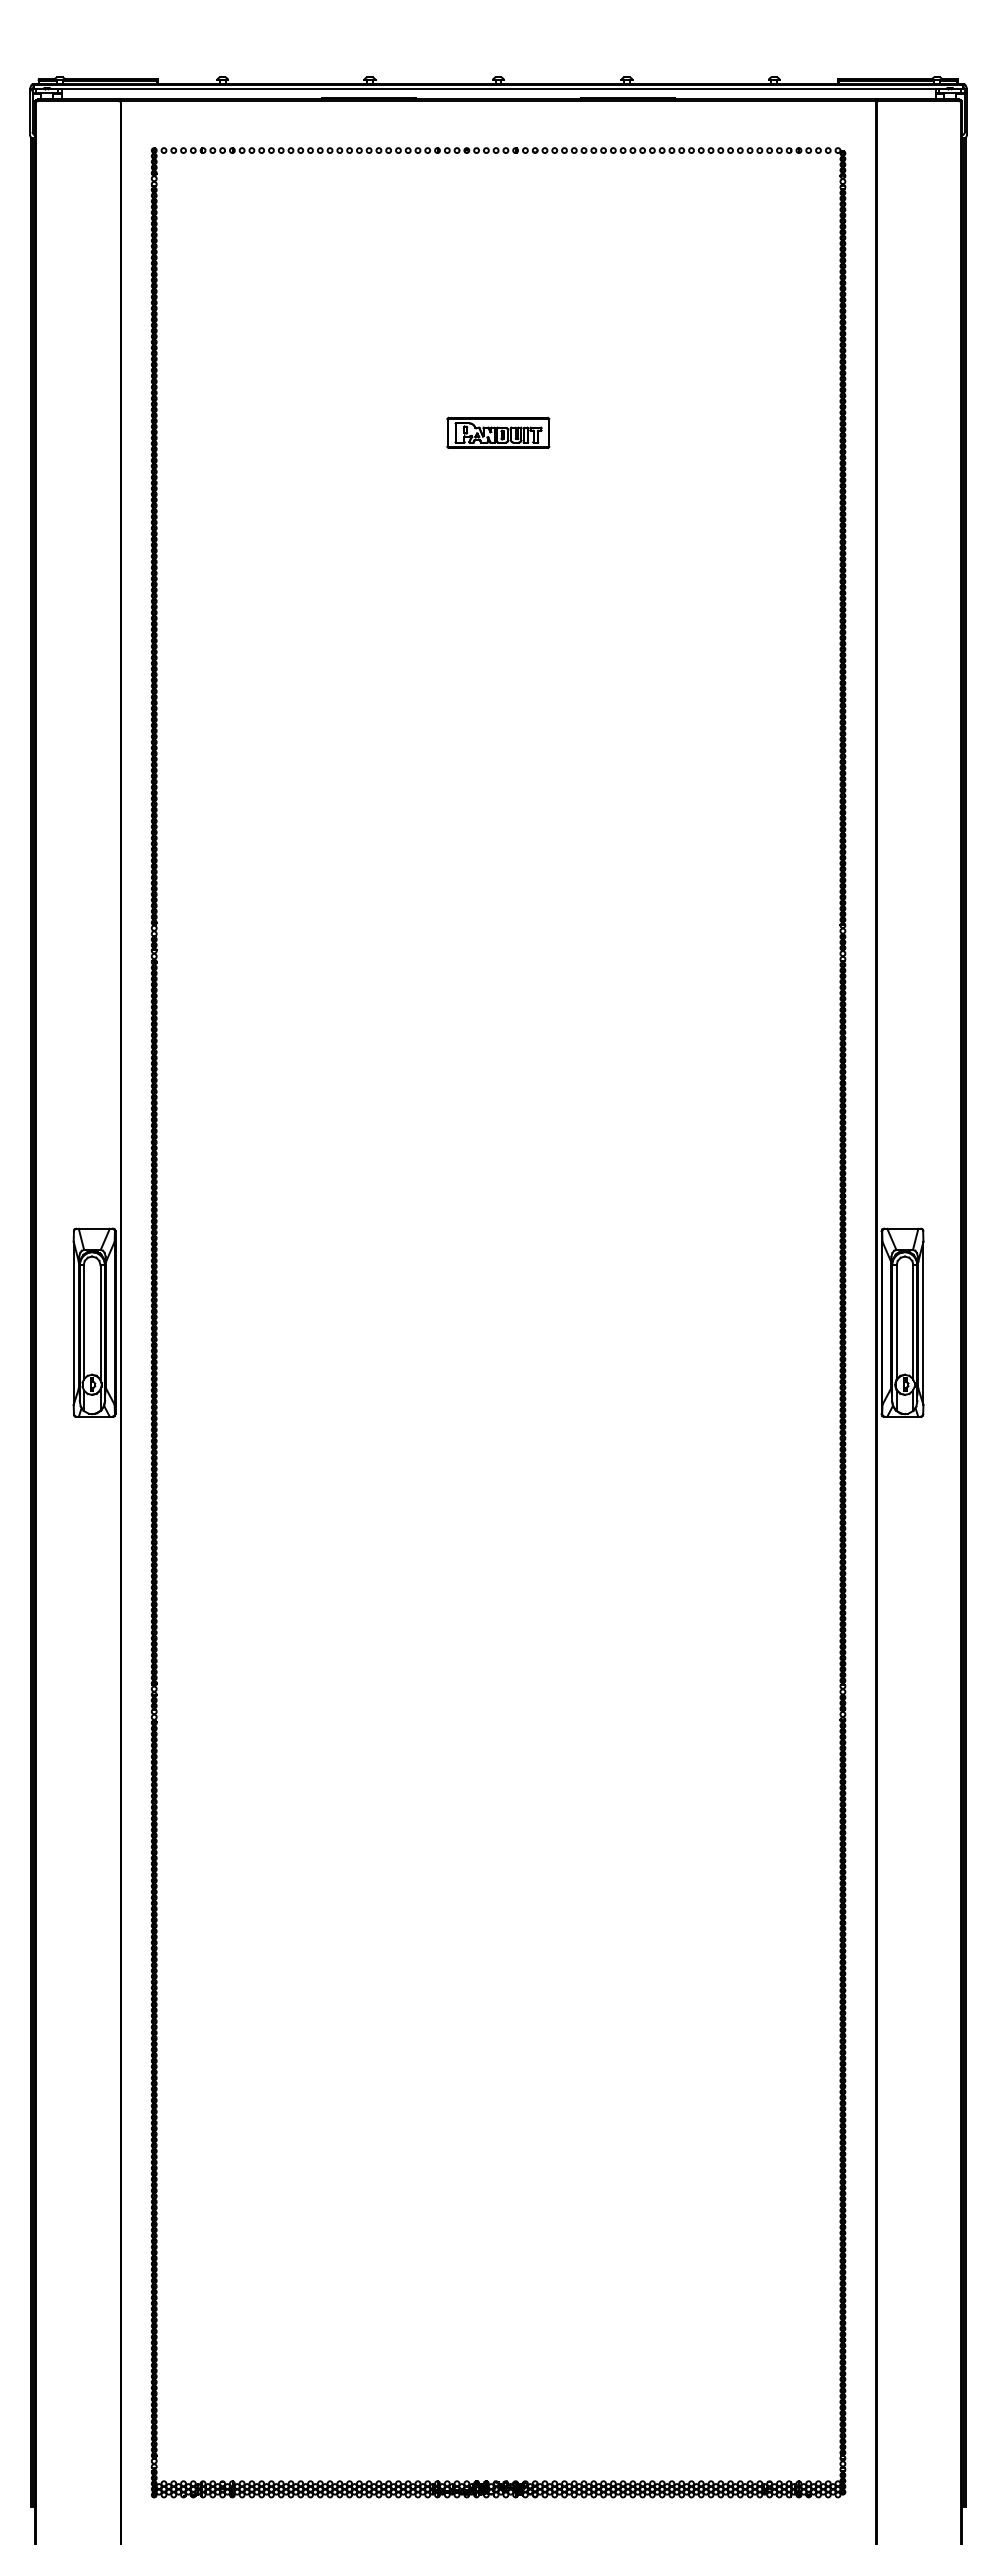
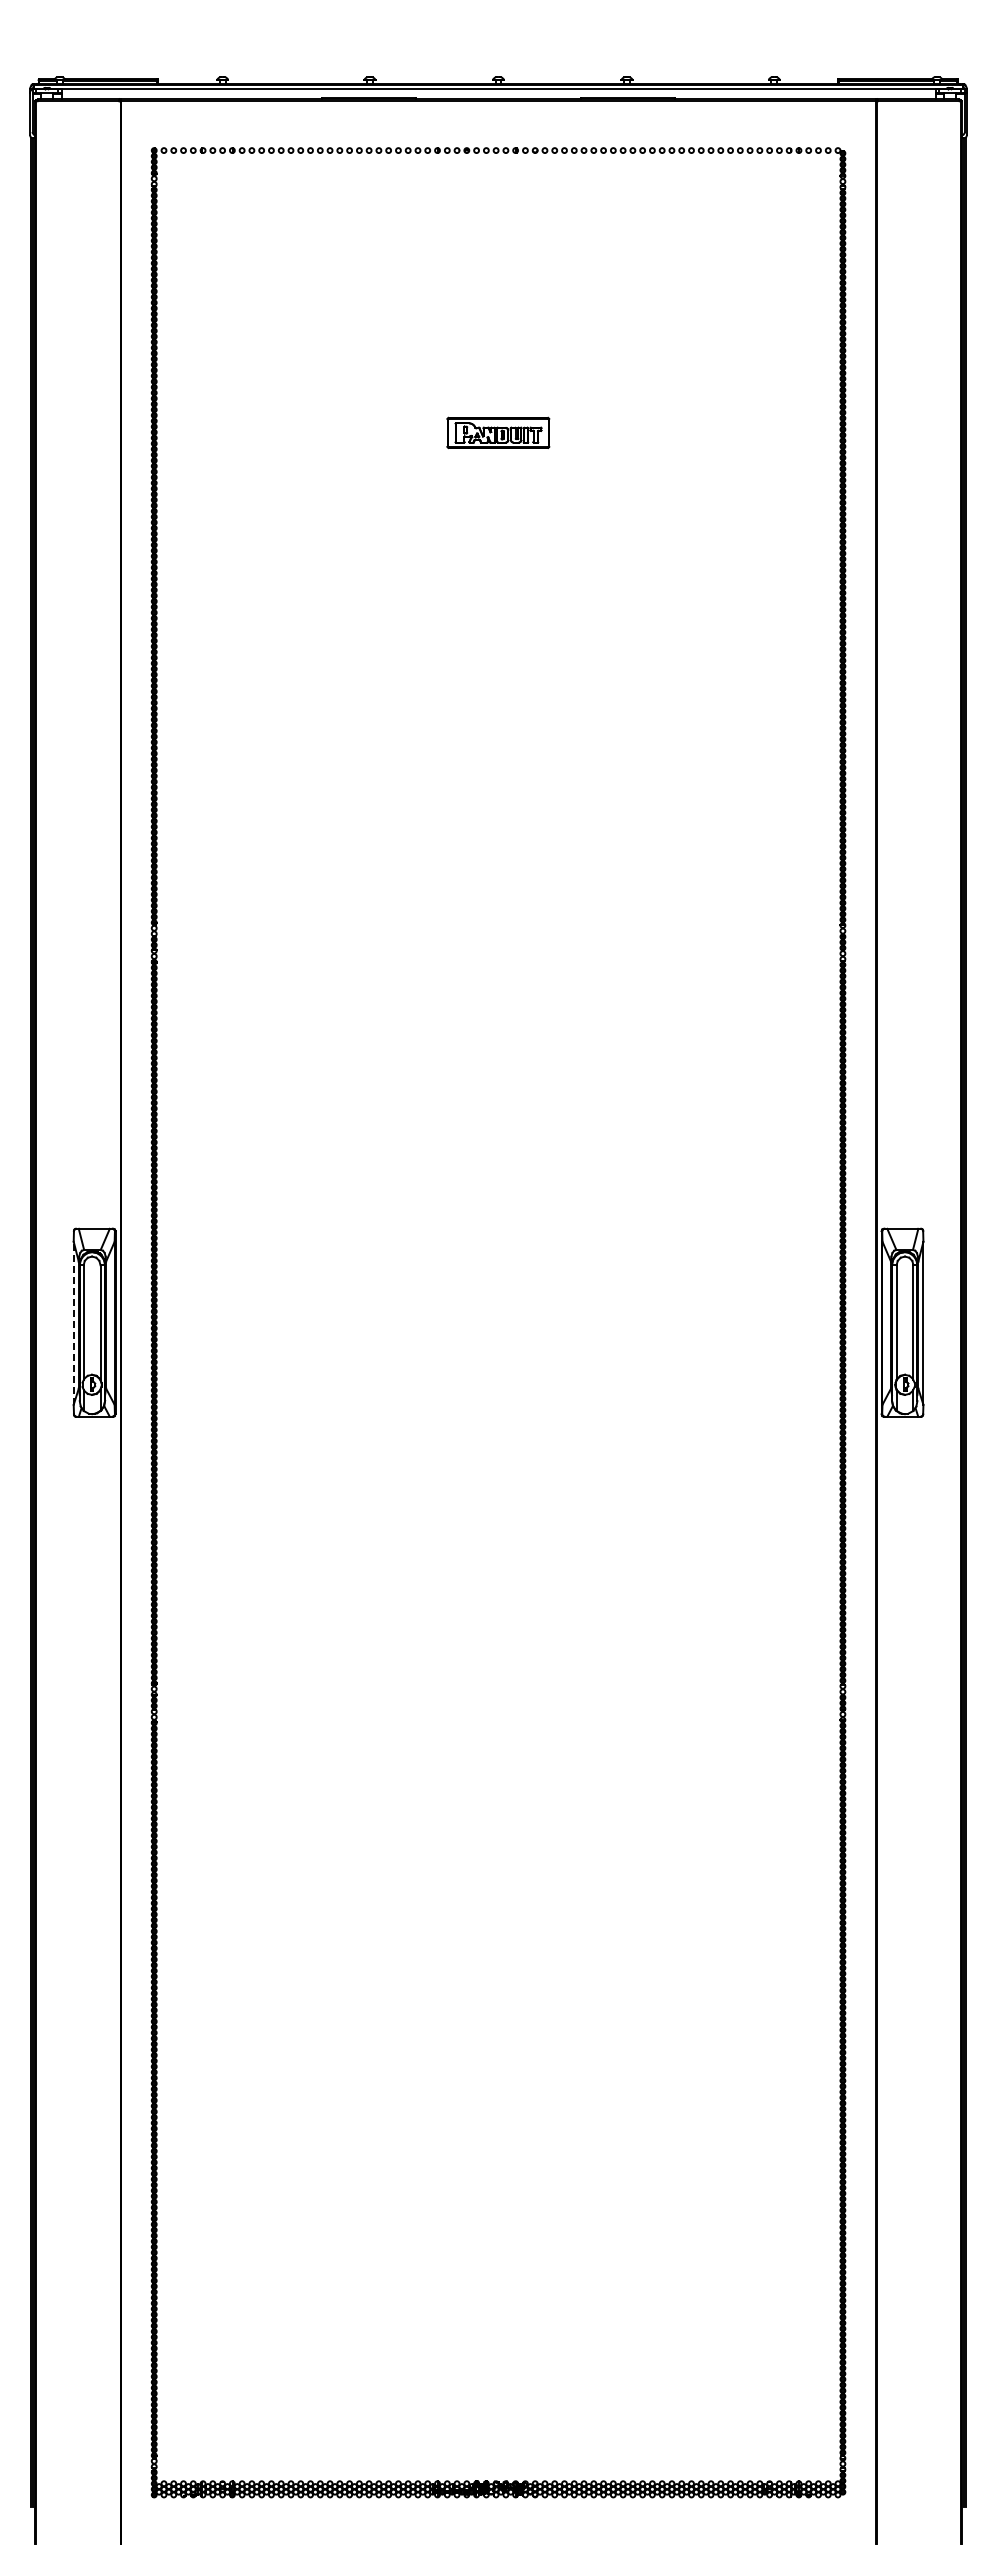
line: solid -> dashed (73, 1323)
